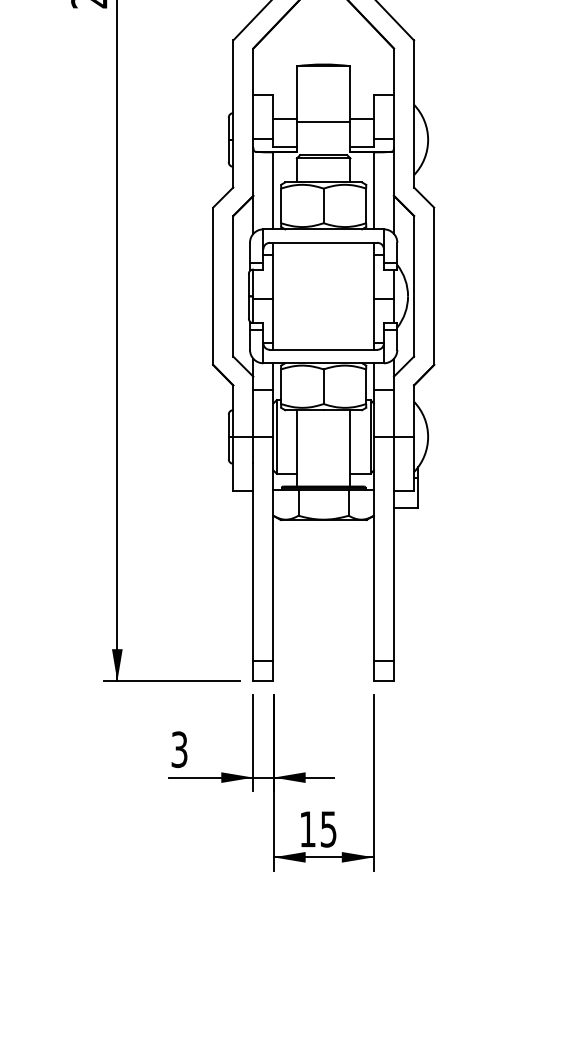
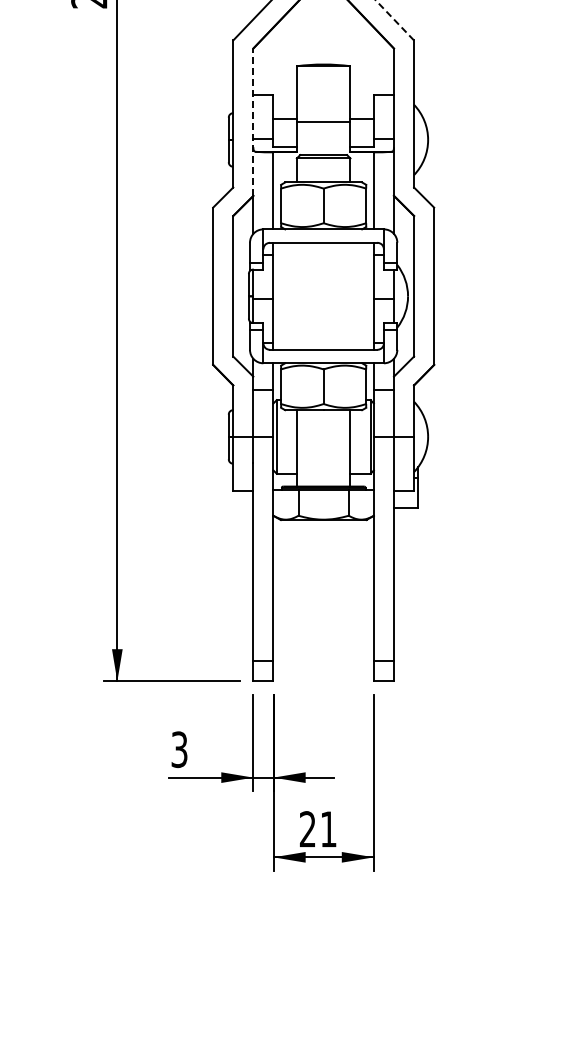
line: solid -> dashed (394, 20)
line: solid -> dashed (253, 122)
text: 15 -> 21 (317, 829)
